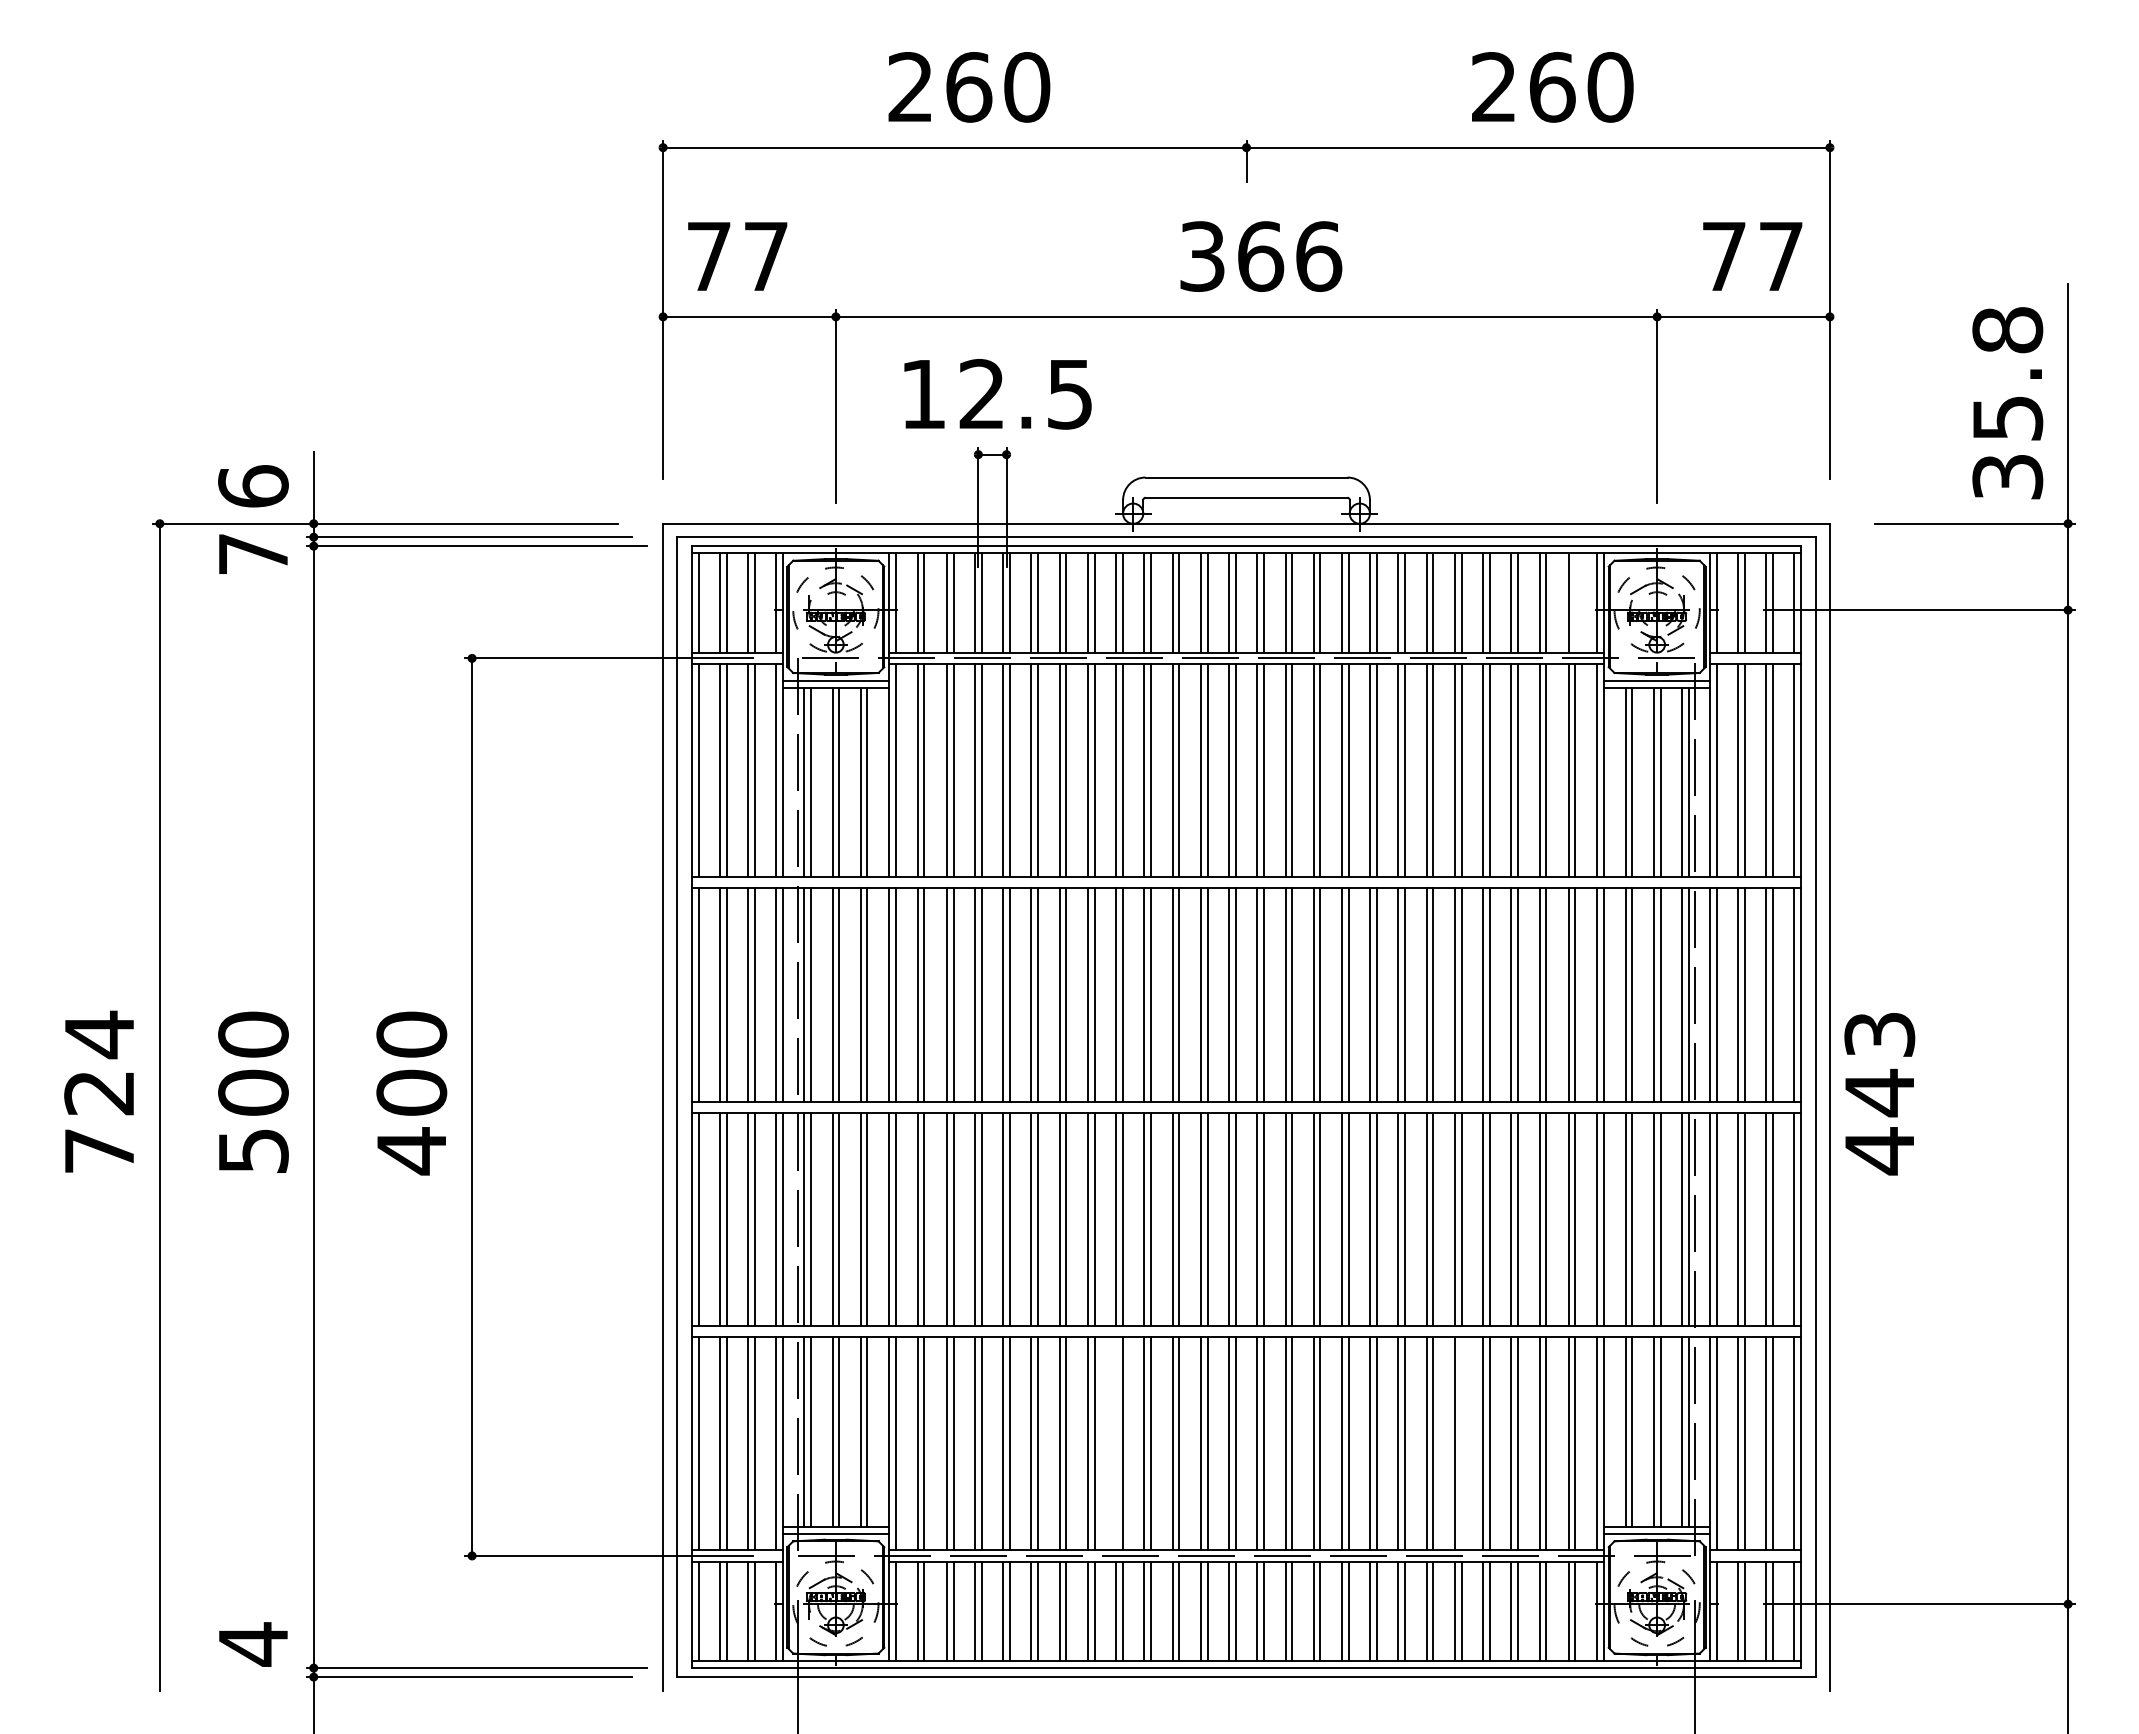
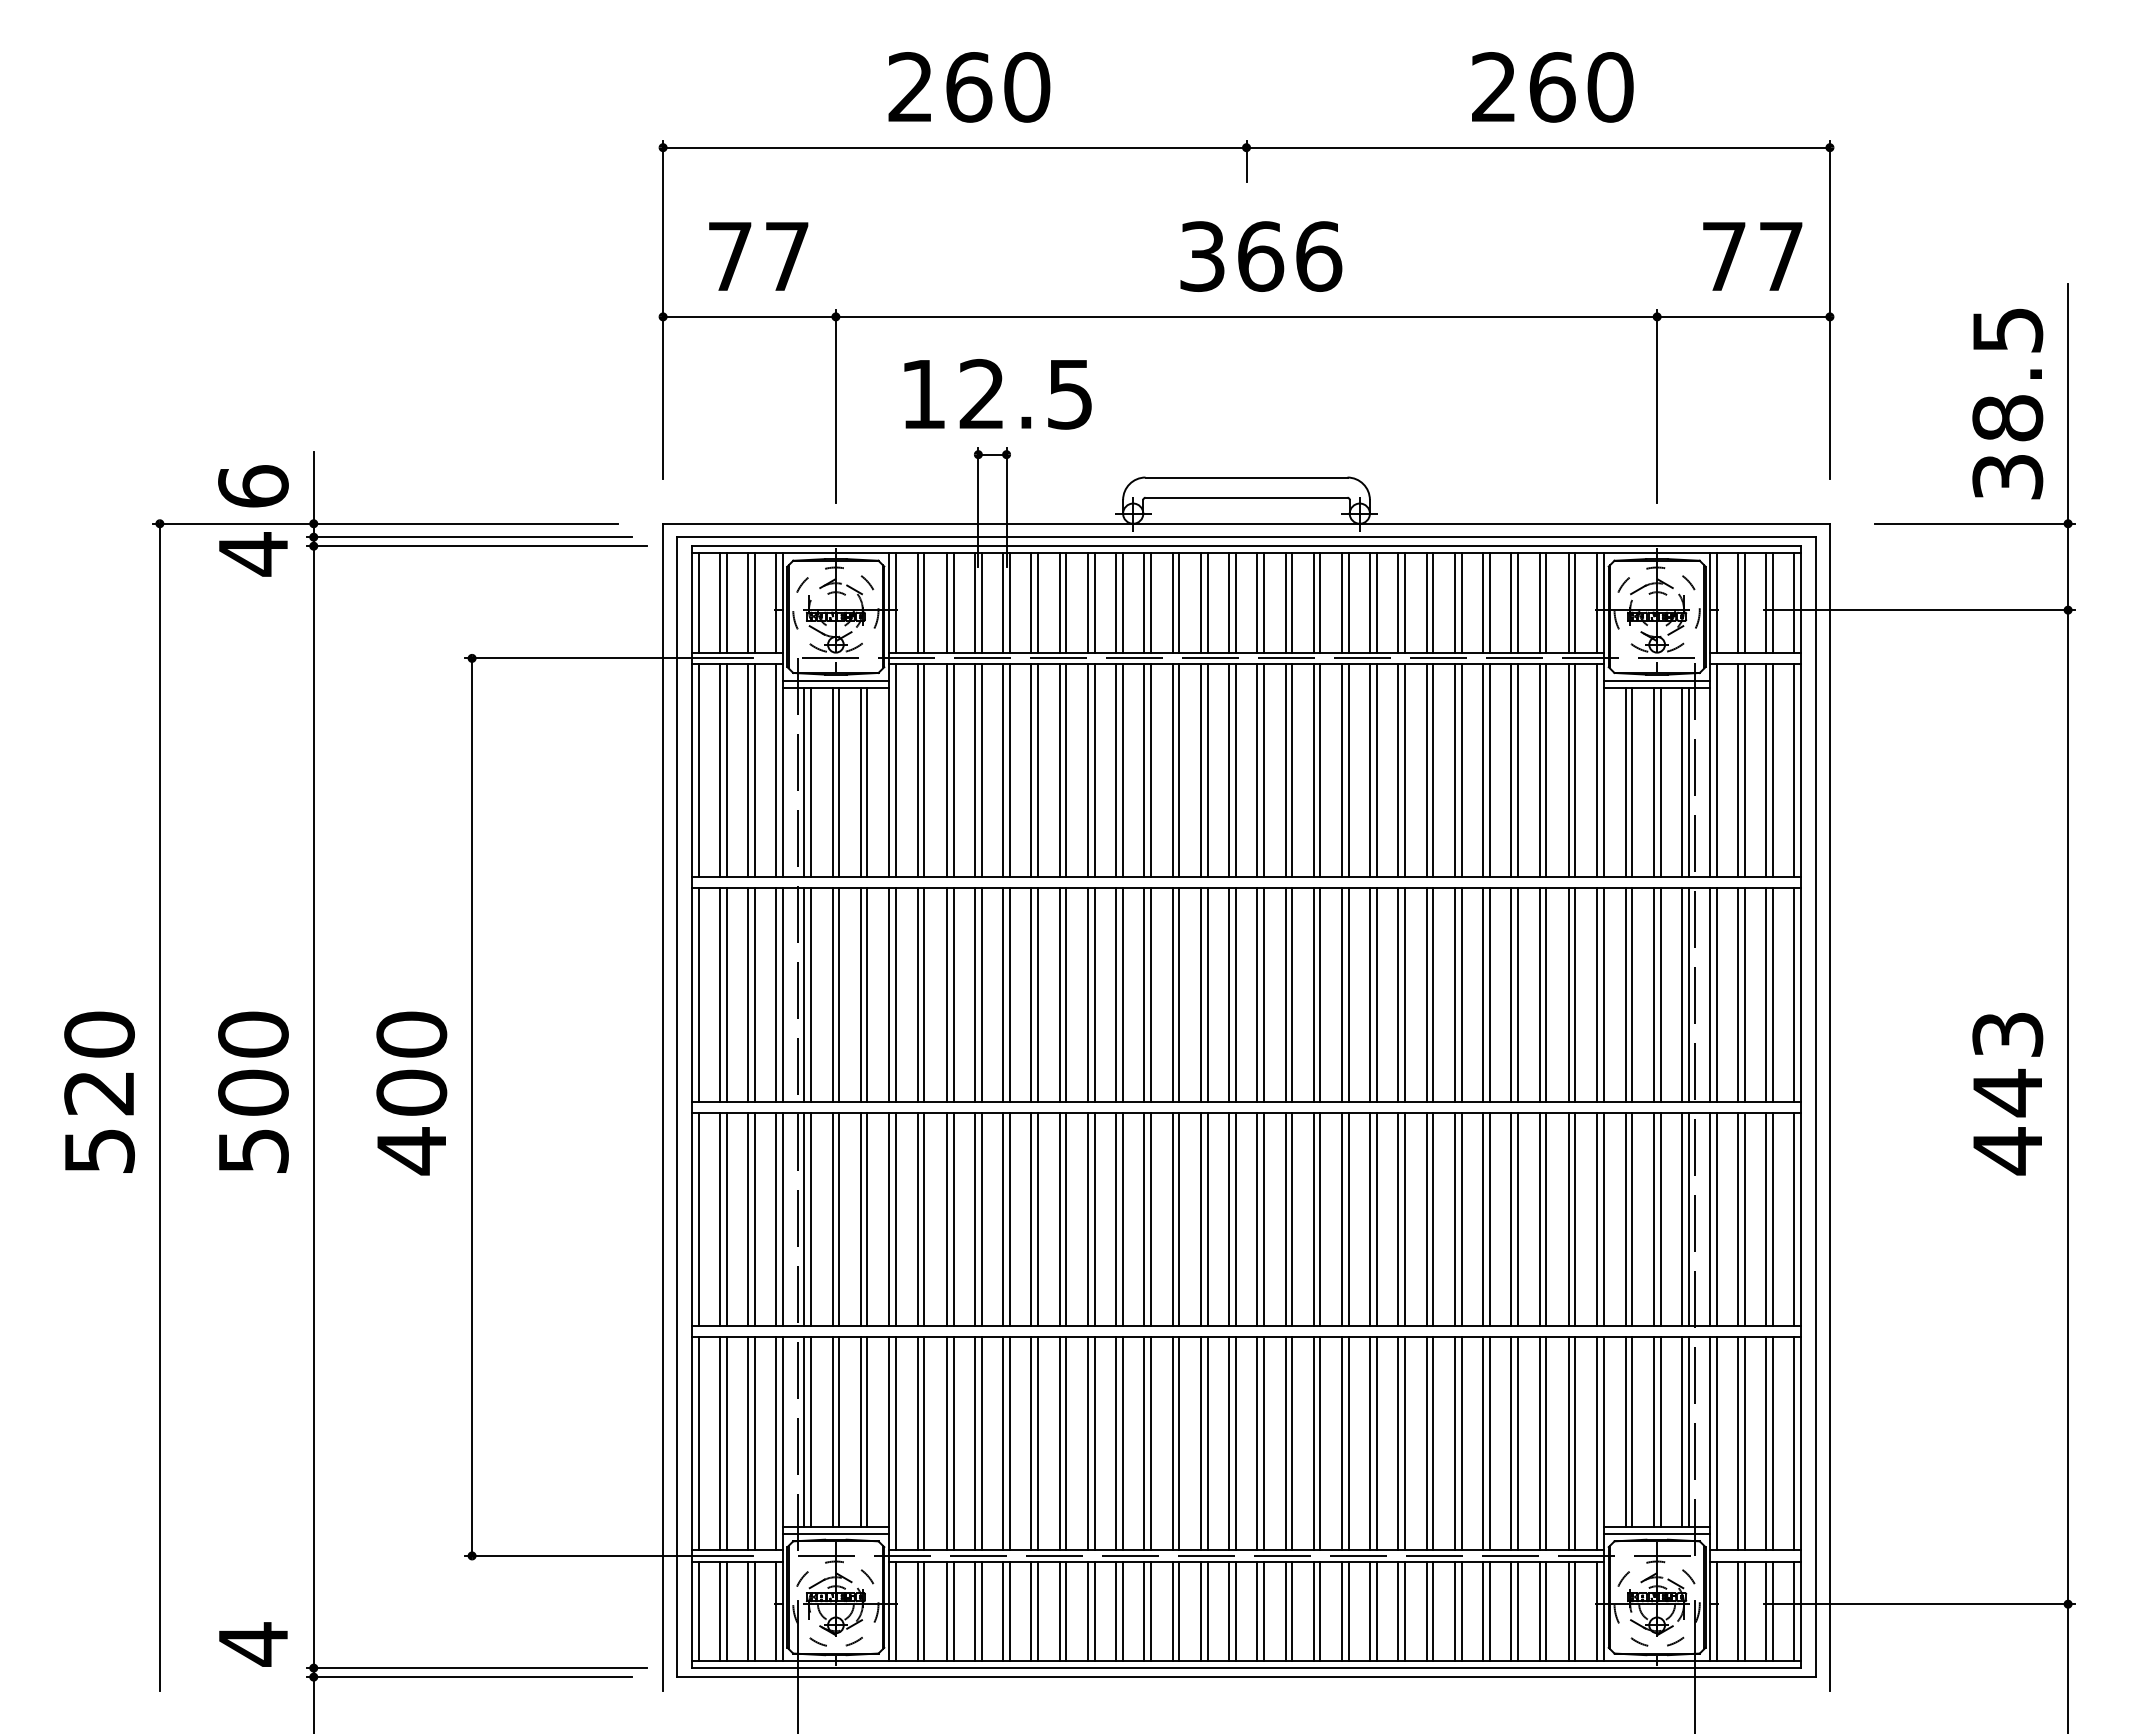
text position: (737, 256) -> (758, 256) (758, 256)
text: 35.8 -> 38.5 (2007, 374)
text: 7 -> 4 (253, 554)
line: none -> present (1575, 602)
text: 724 -> 520 (99, 1091)
text position: (1879, 1094) -> (2007, 1094) (2007, 1094)
line: none -> present (1116, 1443)
line: none -> present (1461, 1443)
